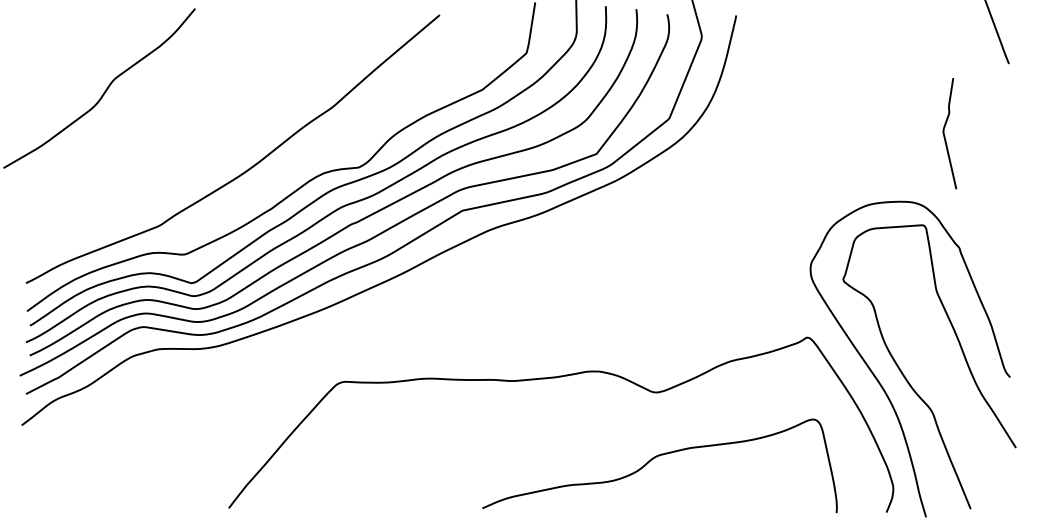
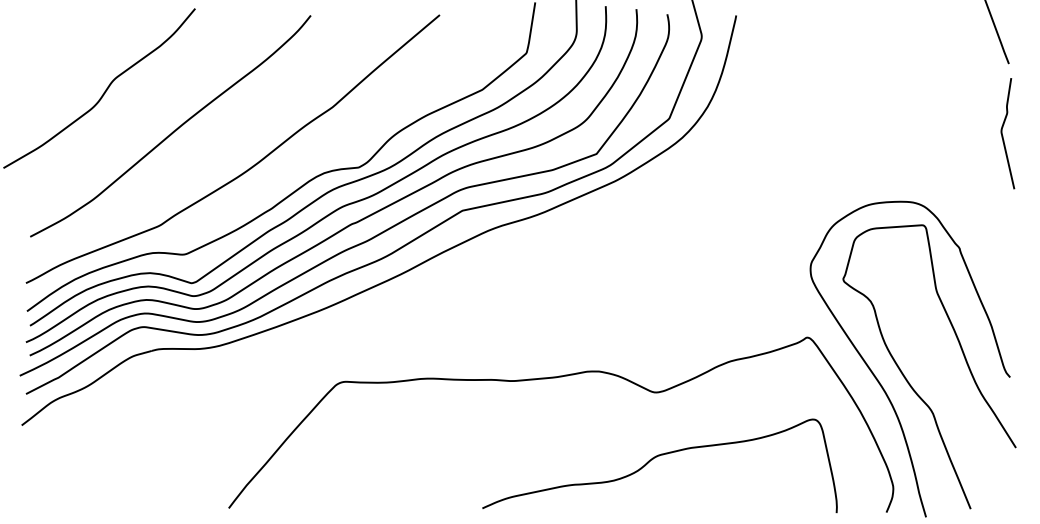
curve: none -> present (173, 130)
curve position: (945, 135) -> (1003, 135) (1003, 135)
